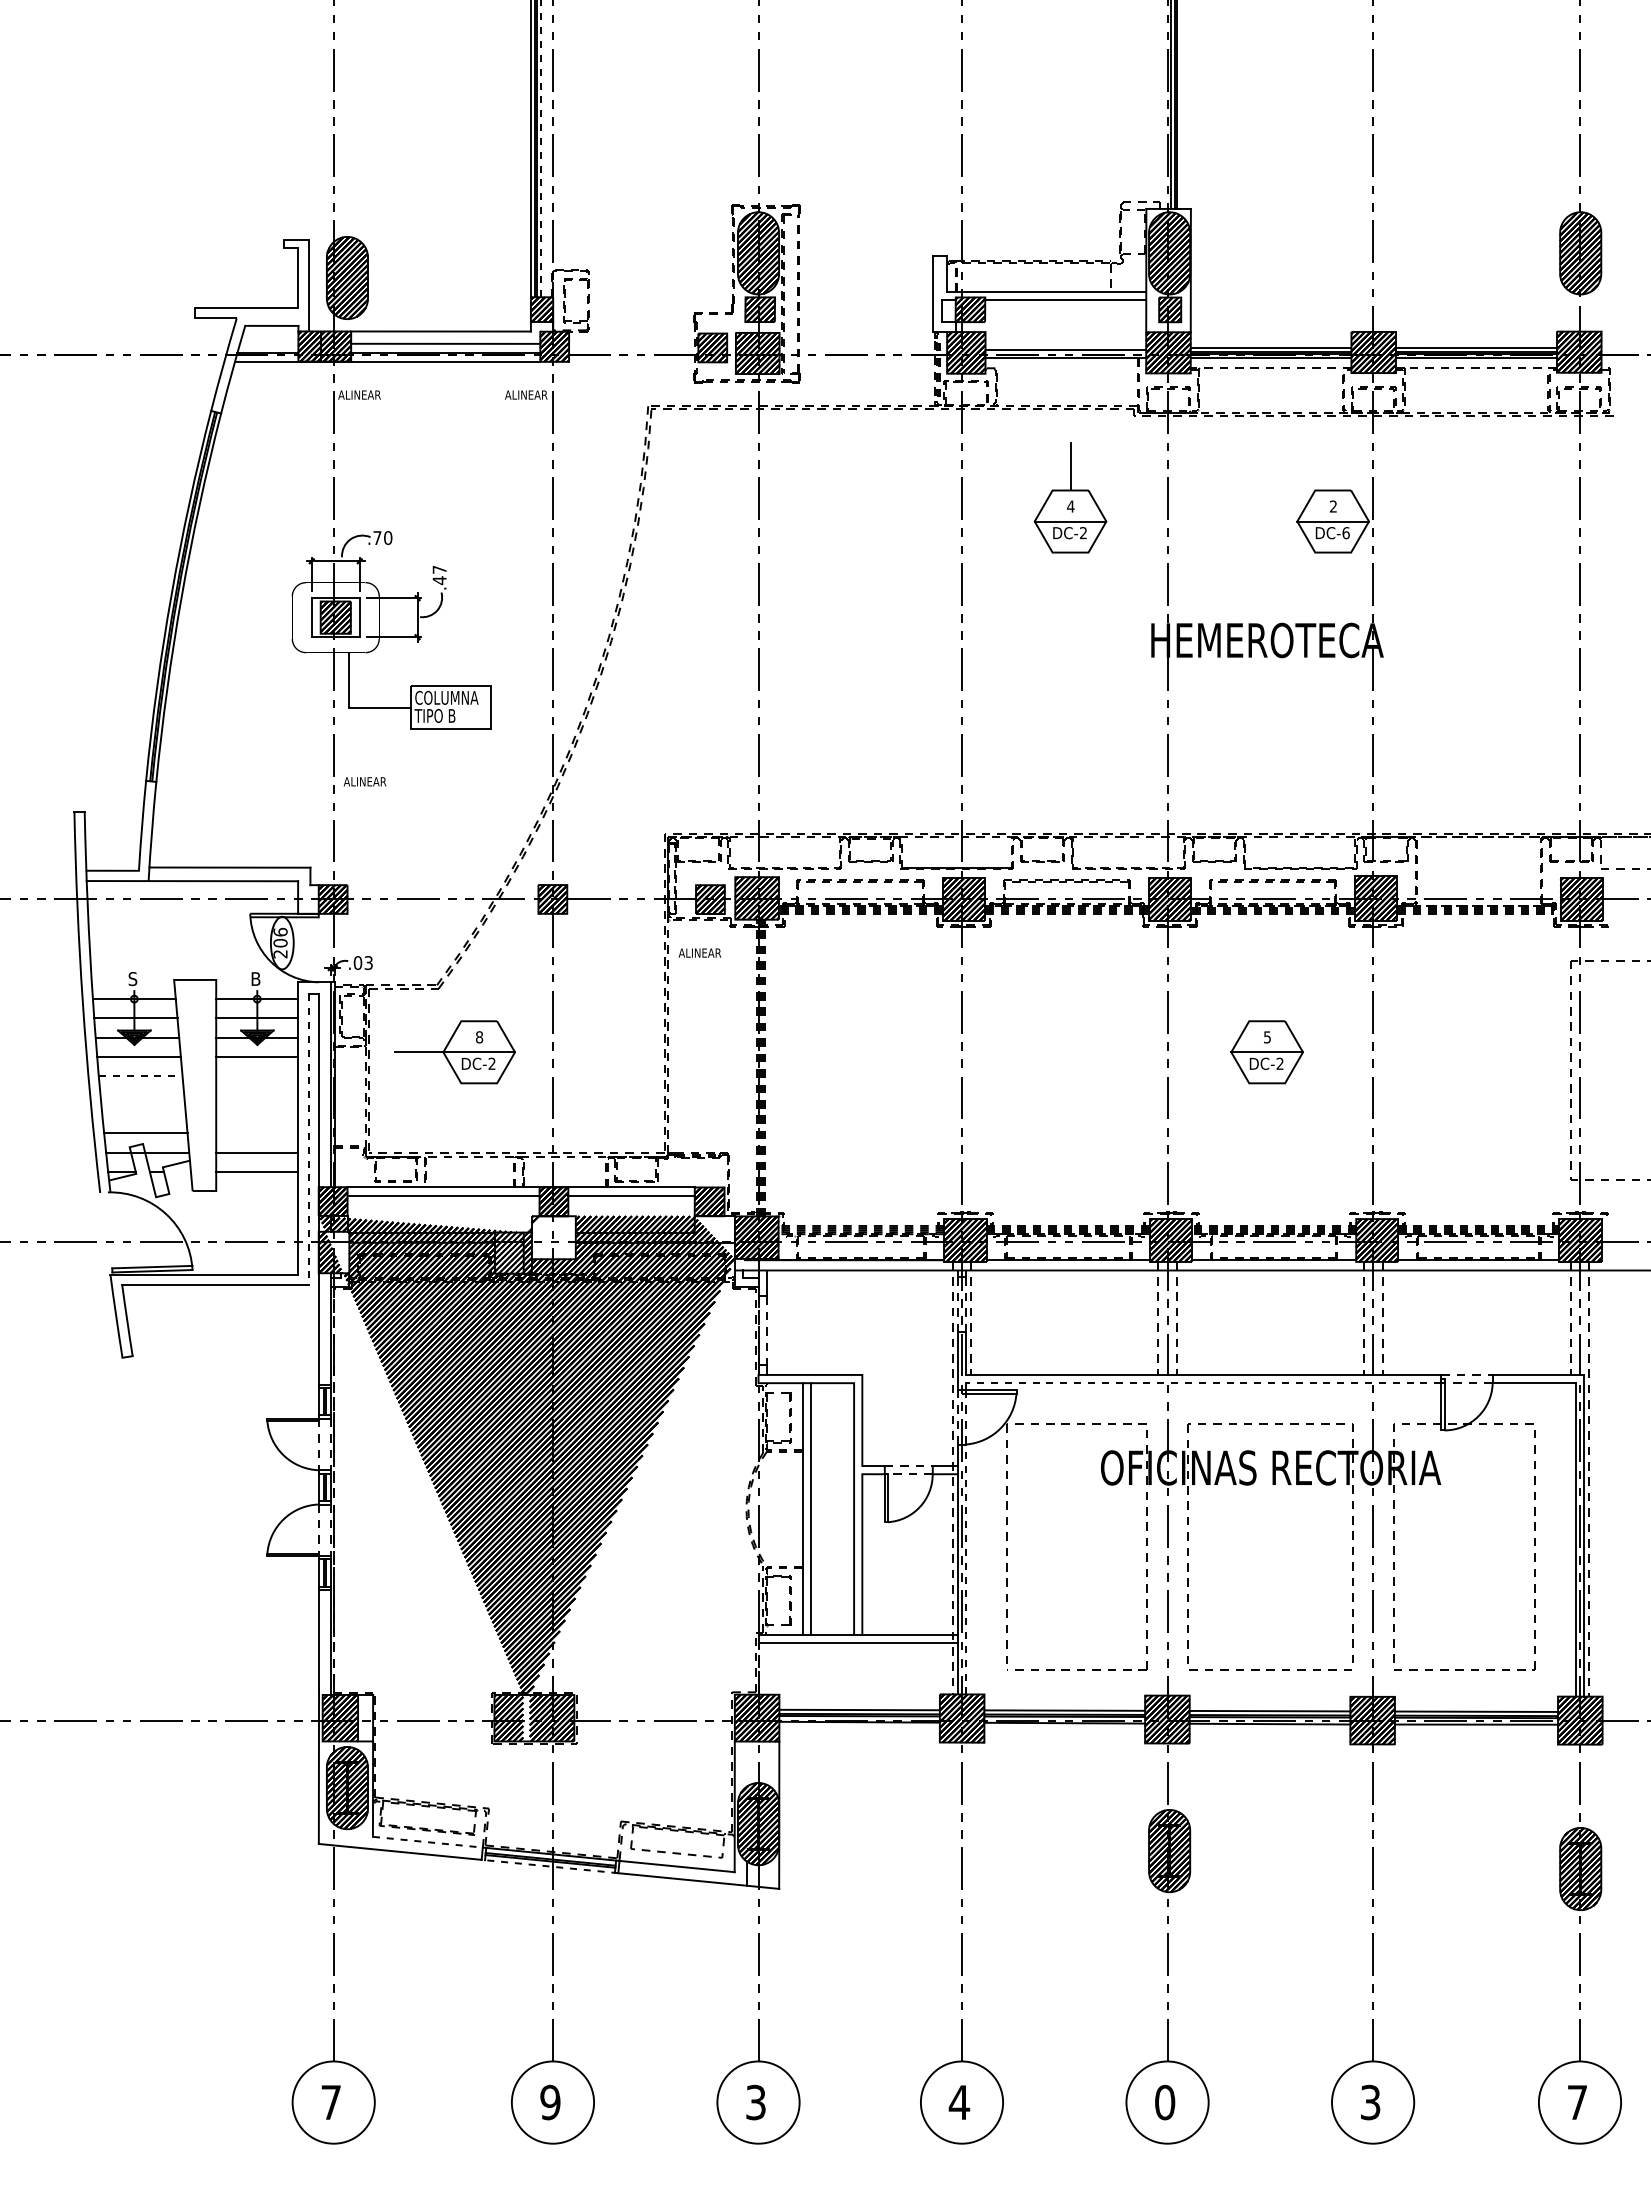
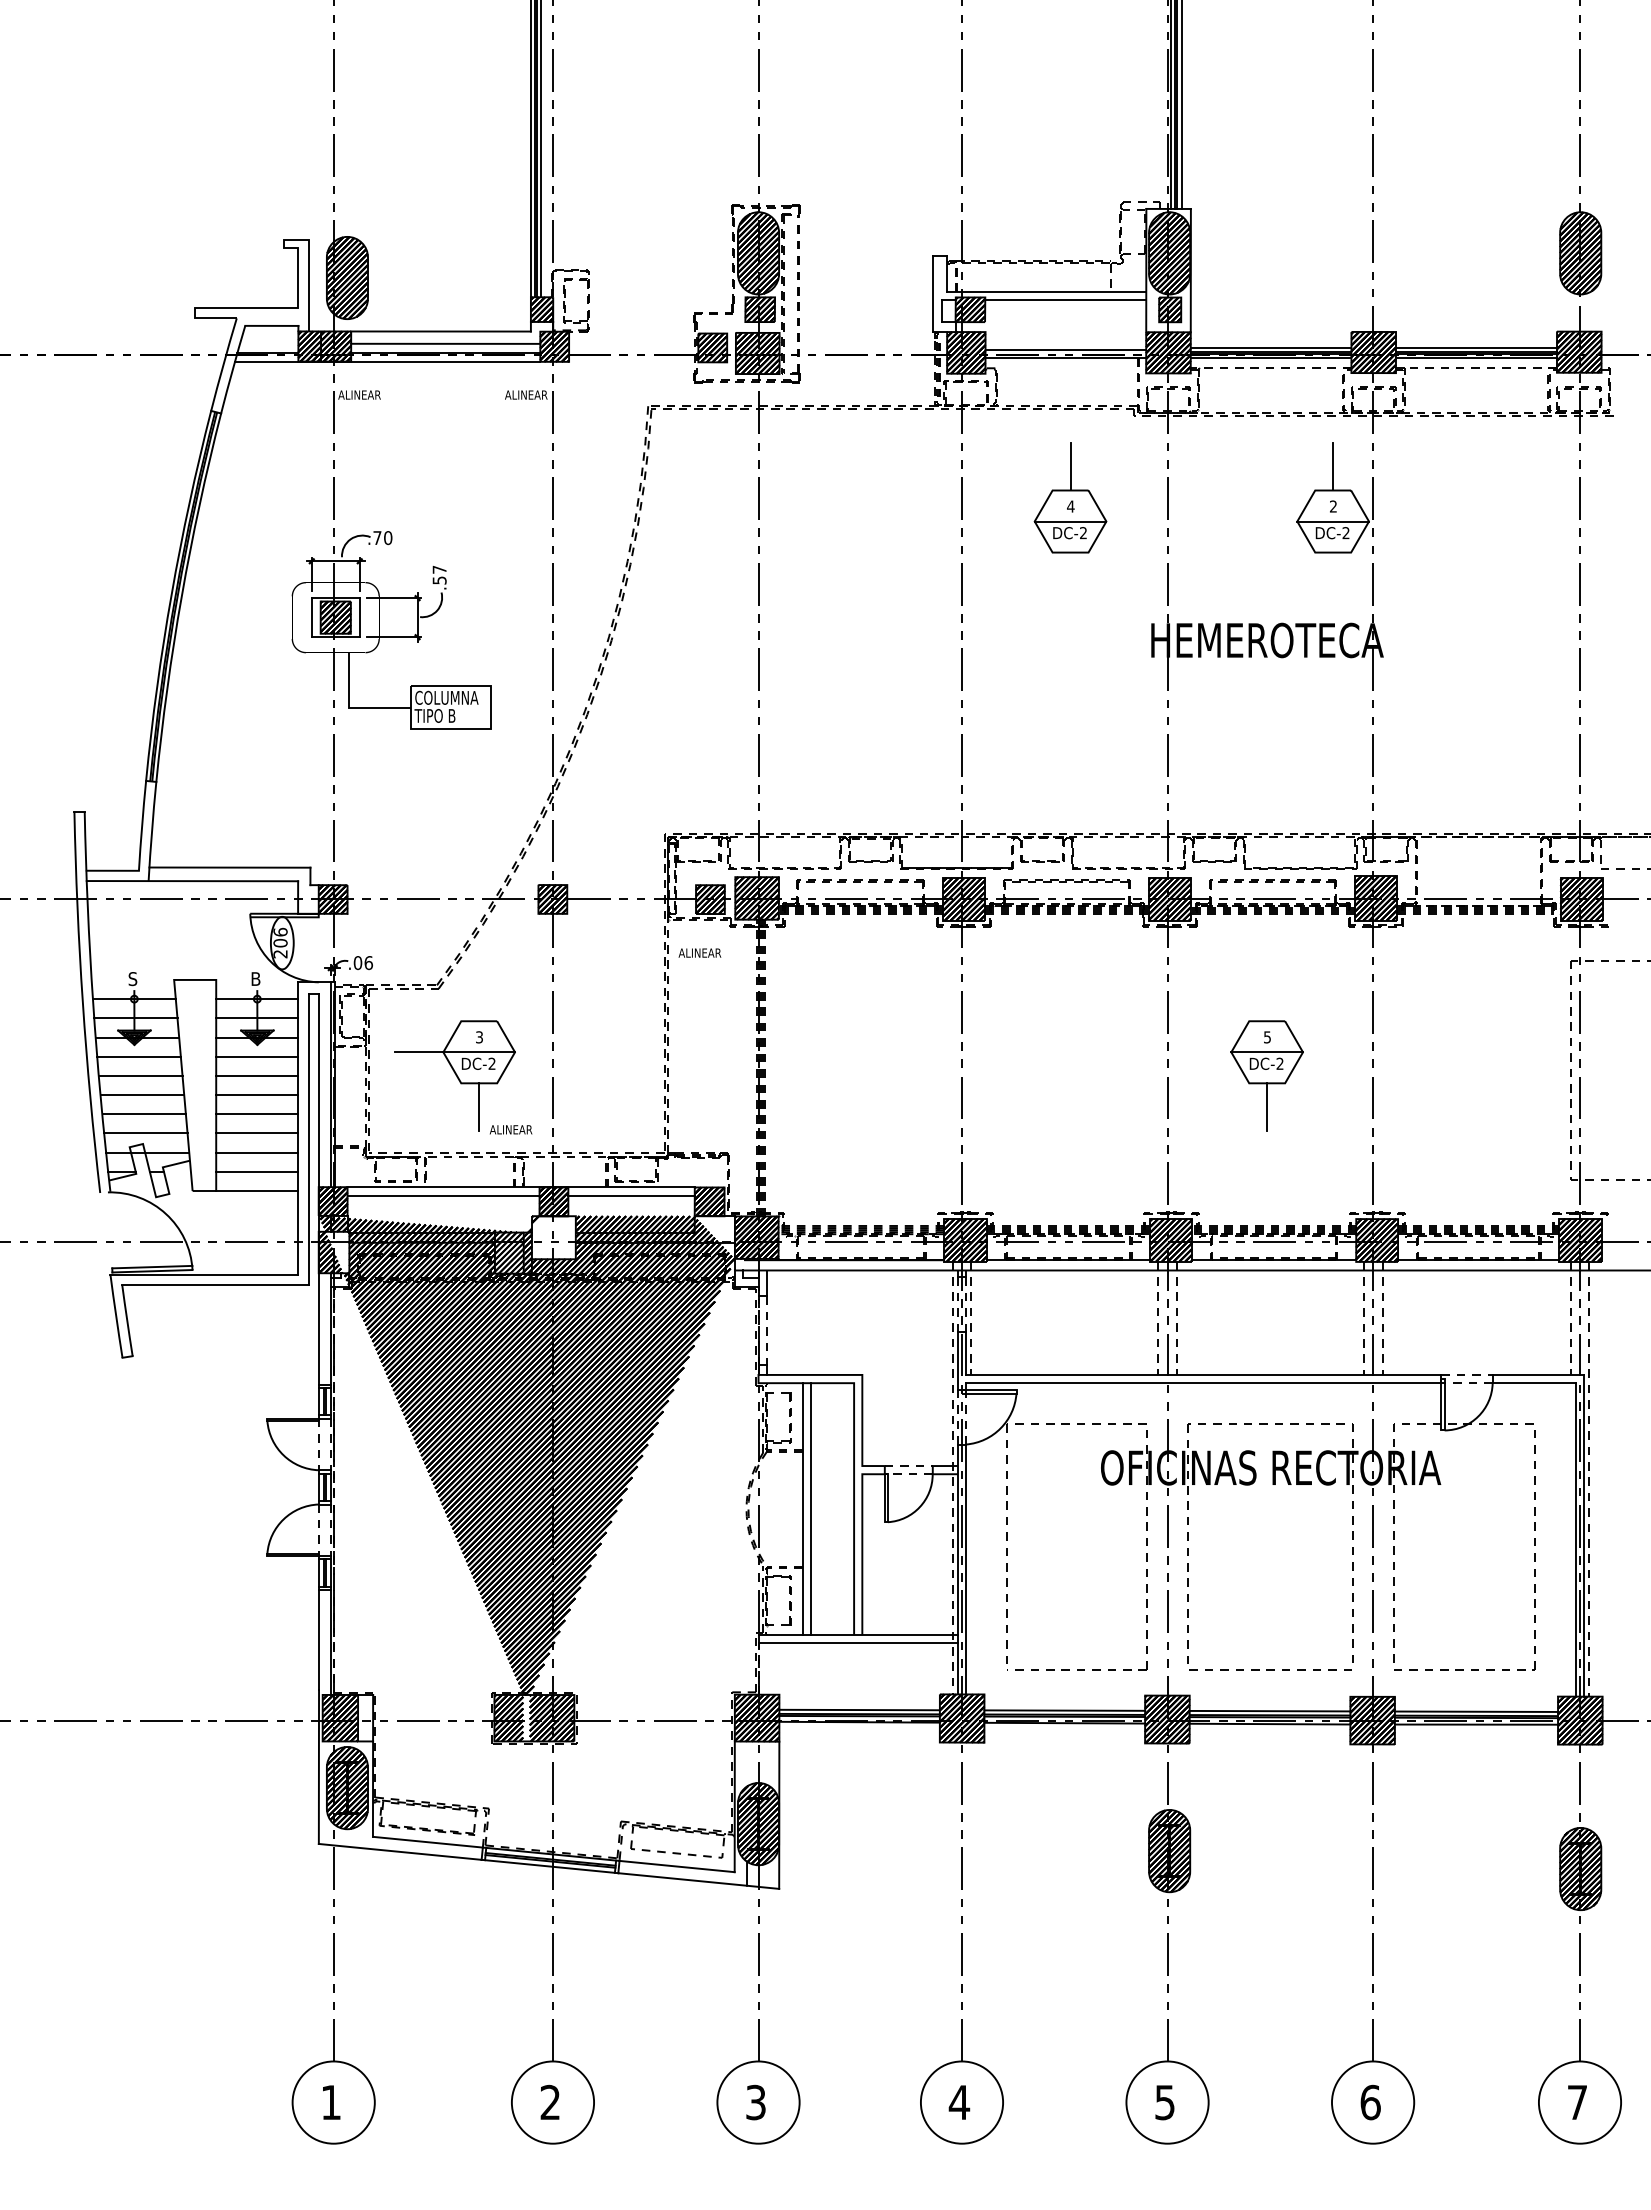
line: none -> present (1181, 105)
line: dashed -> solid (541, 148)
line: none -> present (1333, 466)
text: DC-6 -> DC-2 (1345, 533)
text: .47 -> .57 (439, 580)
text position: (364, 781) -> (510, 1129) (510, 1129)
text: .03 -> .06 (368, 963)
text: 8 -> 3 (479, 1037)
line: dashed -> solid (140, 1075)
line: none -> present (257, 1075)
line: none -> present (142, 1095)
line: none -> present (257, 1095)
line: none -> present (479, 1107)
line: none -> present (1267, 1107)
line: none -> present (143, 1114)
line: none -> present (257, 1114)
line: none -> present (257, 1133)
line: dashed -> solid (308, 1140)
line: none -> present (257, 1191)
line: dashed -> solid (1203, 1383)
line: dashed -> solid (966, 1569)
line: dashed -> solid (428, 1842)
line: dashed -> solid (549, 1866)
text: 7 -> 1 (330, 2102)
text: 9 -> 2 (550, 2102)
text: 0 -> 5 (1165, 2102)
text: 3 -> 6 (1370, 2102)
